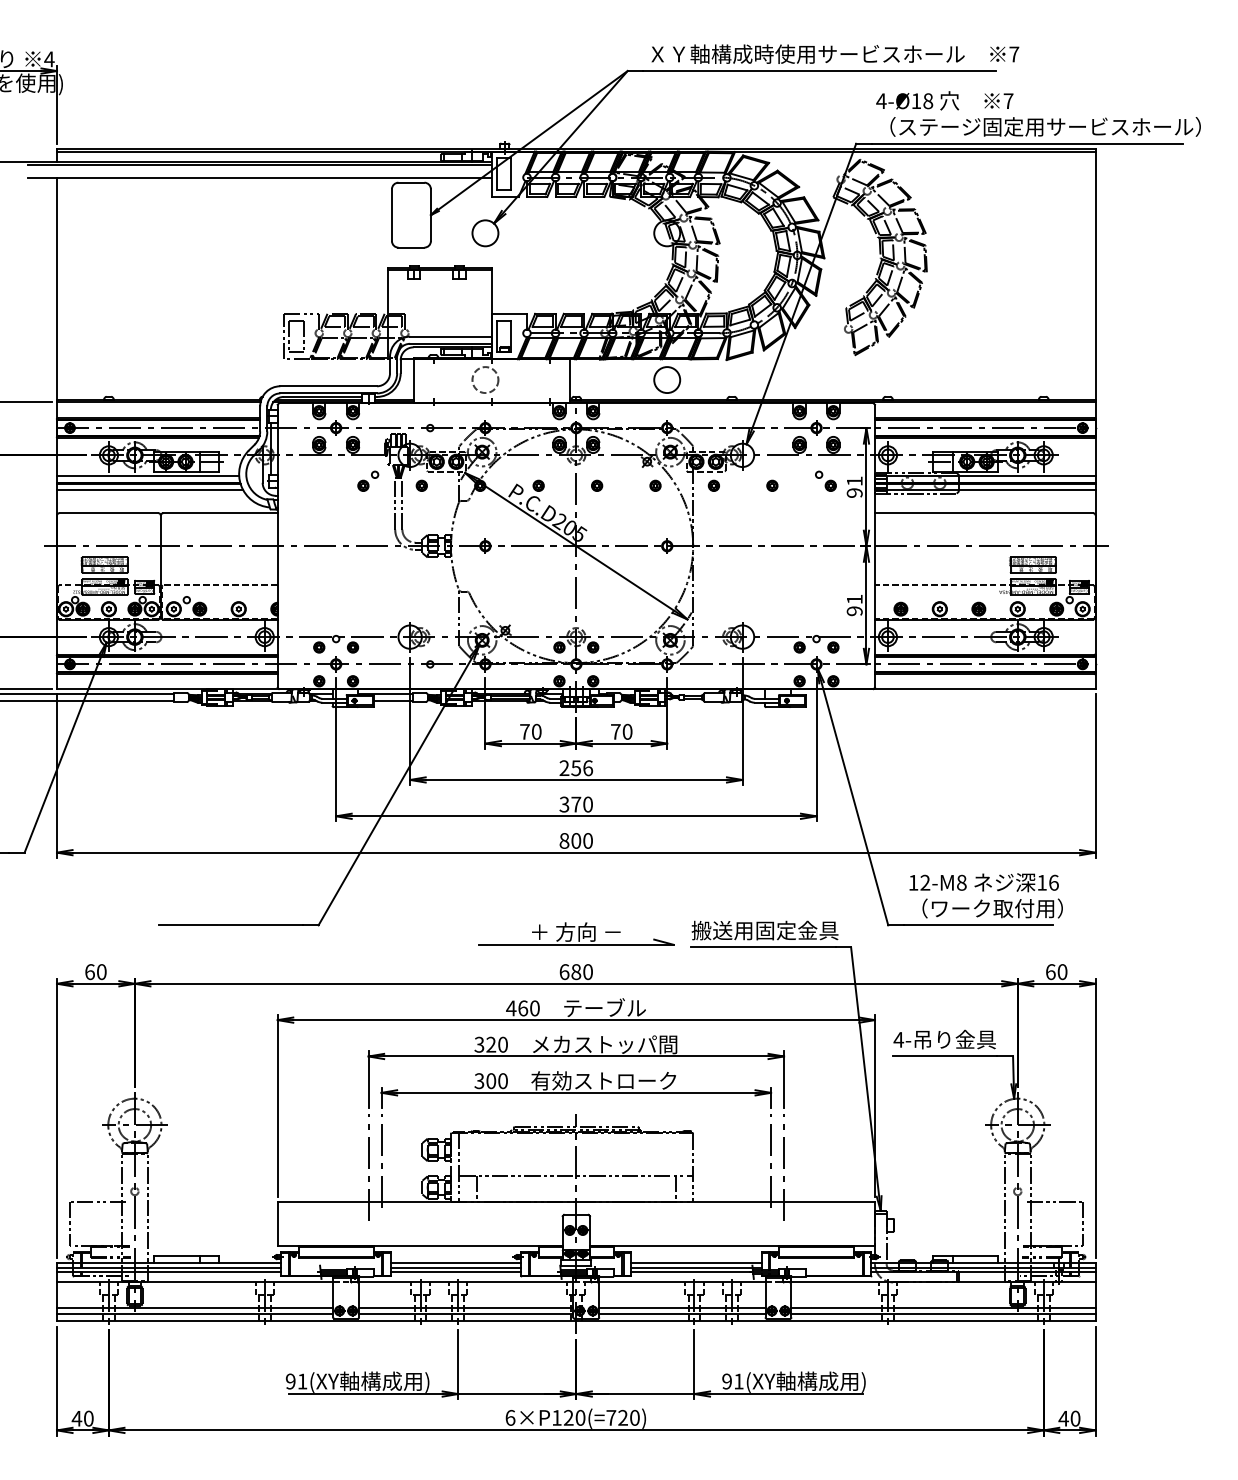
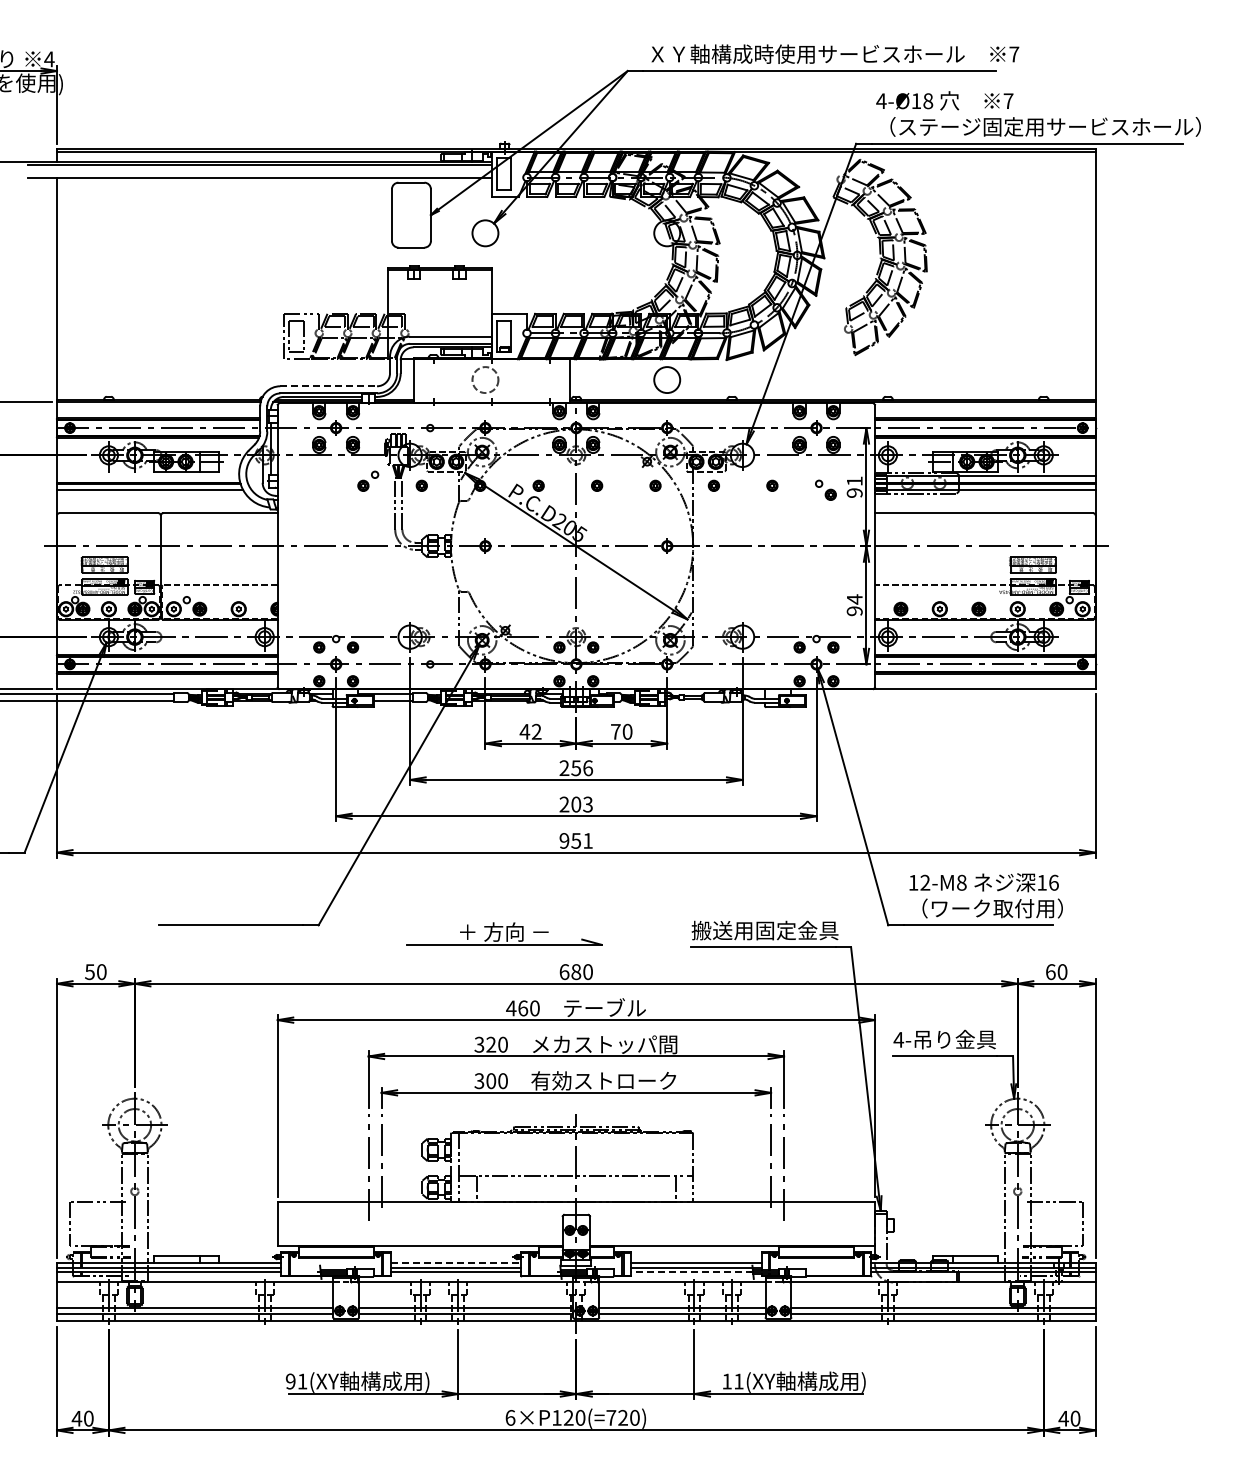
line: solid -> dashed (329, 386)
line: present -> none (148, 476)
part position: (825, 480) -> (825, 489) (825, 489)
text: 91 -> 94 (854, 599)
text: 70 -> 42 (530, 731)
text: 370 -> 203 (575, 804)
text: 800 -> 951 (575, 840)
part position: (576, 933) -> (504, 933) (504, 933)
text: 60 -> 50 (89, 971)
line: solid -> dashed (456, 1262)
line: solid -> dashed (692, 1272)
text: 91(XY -> 11(XY (726, 1381)
